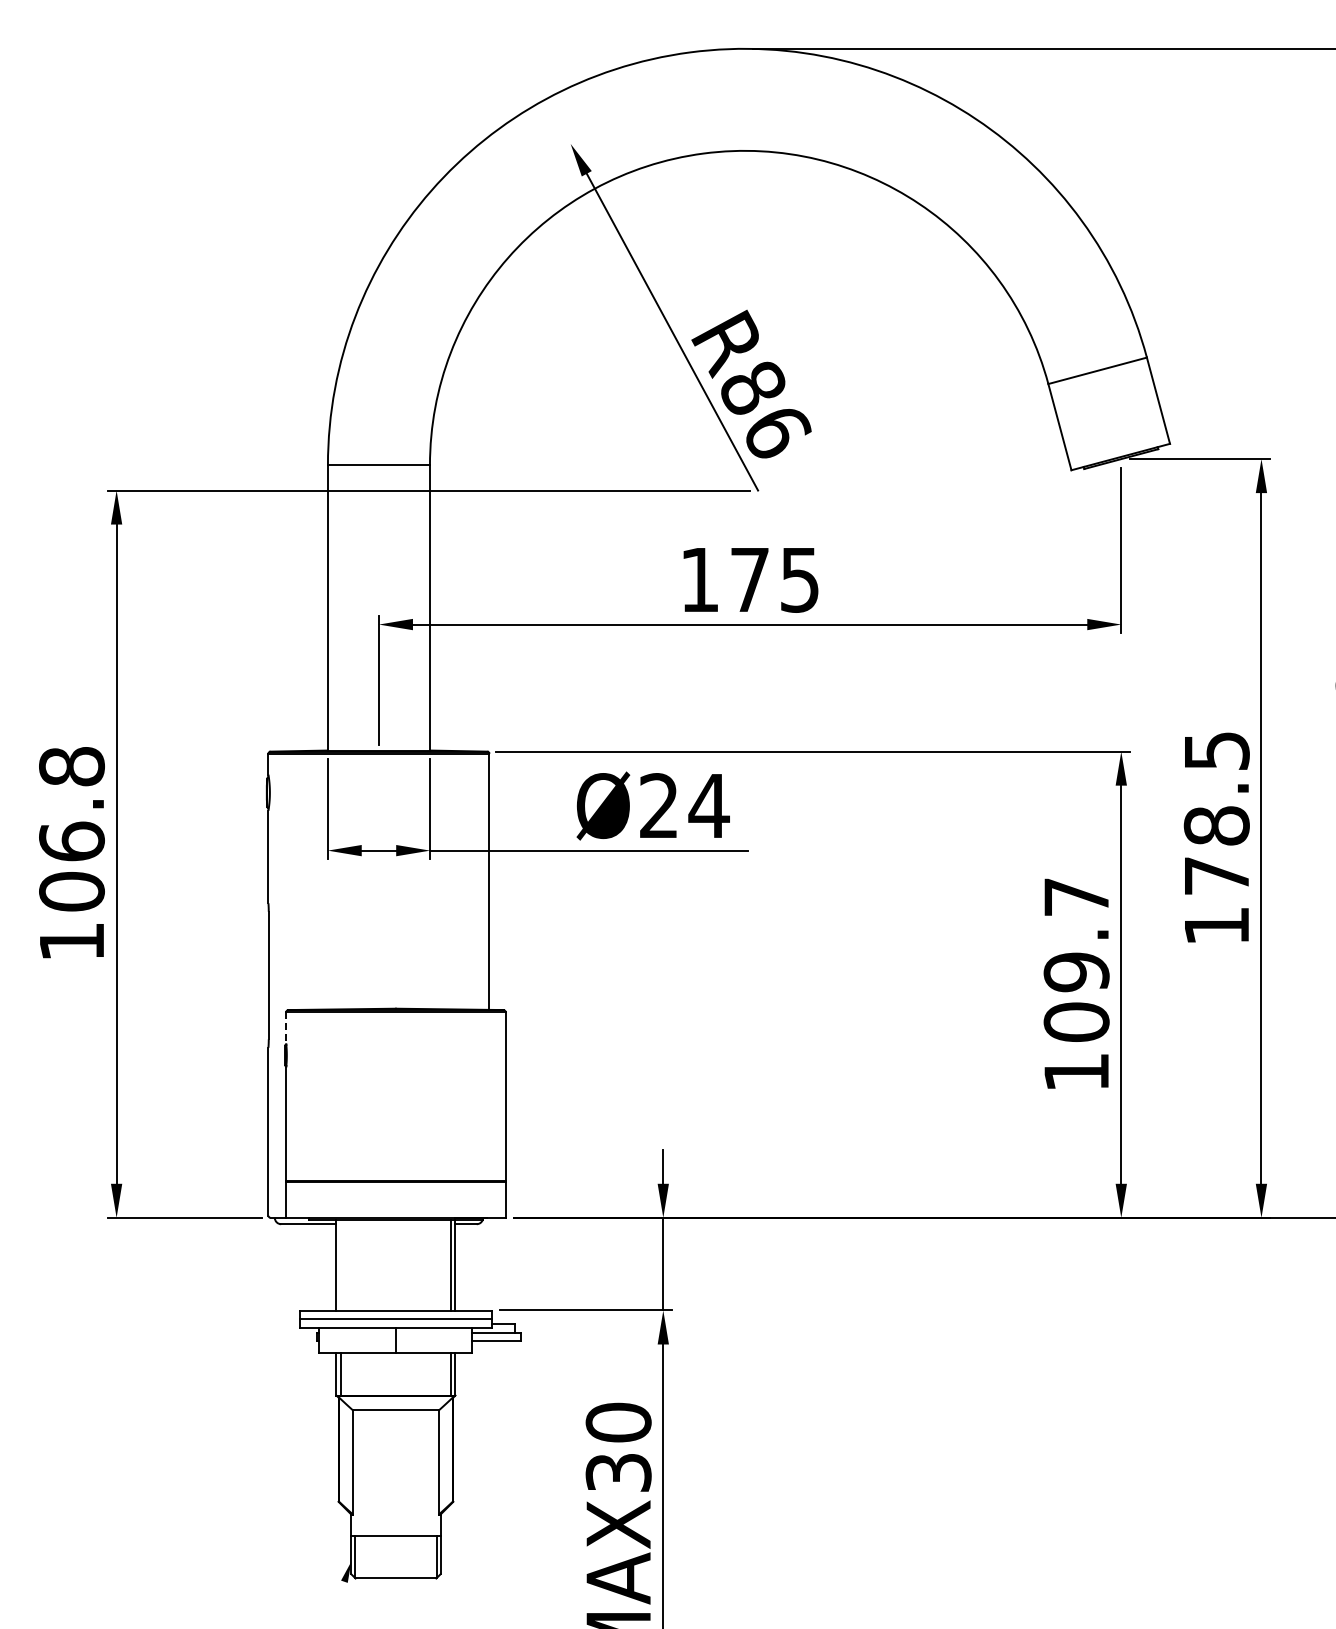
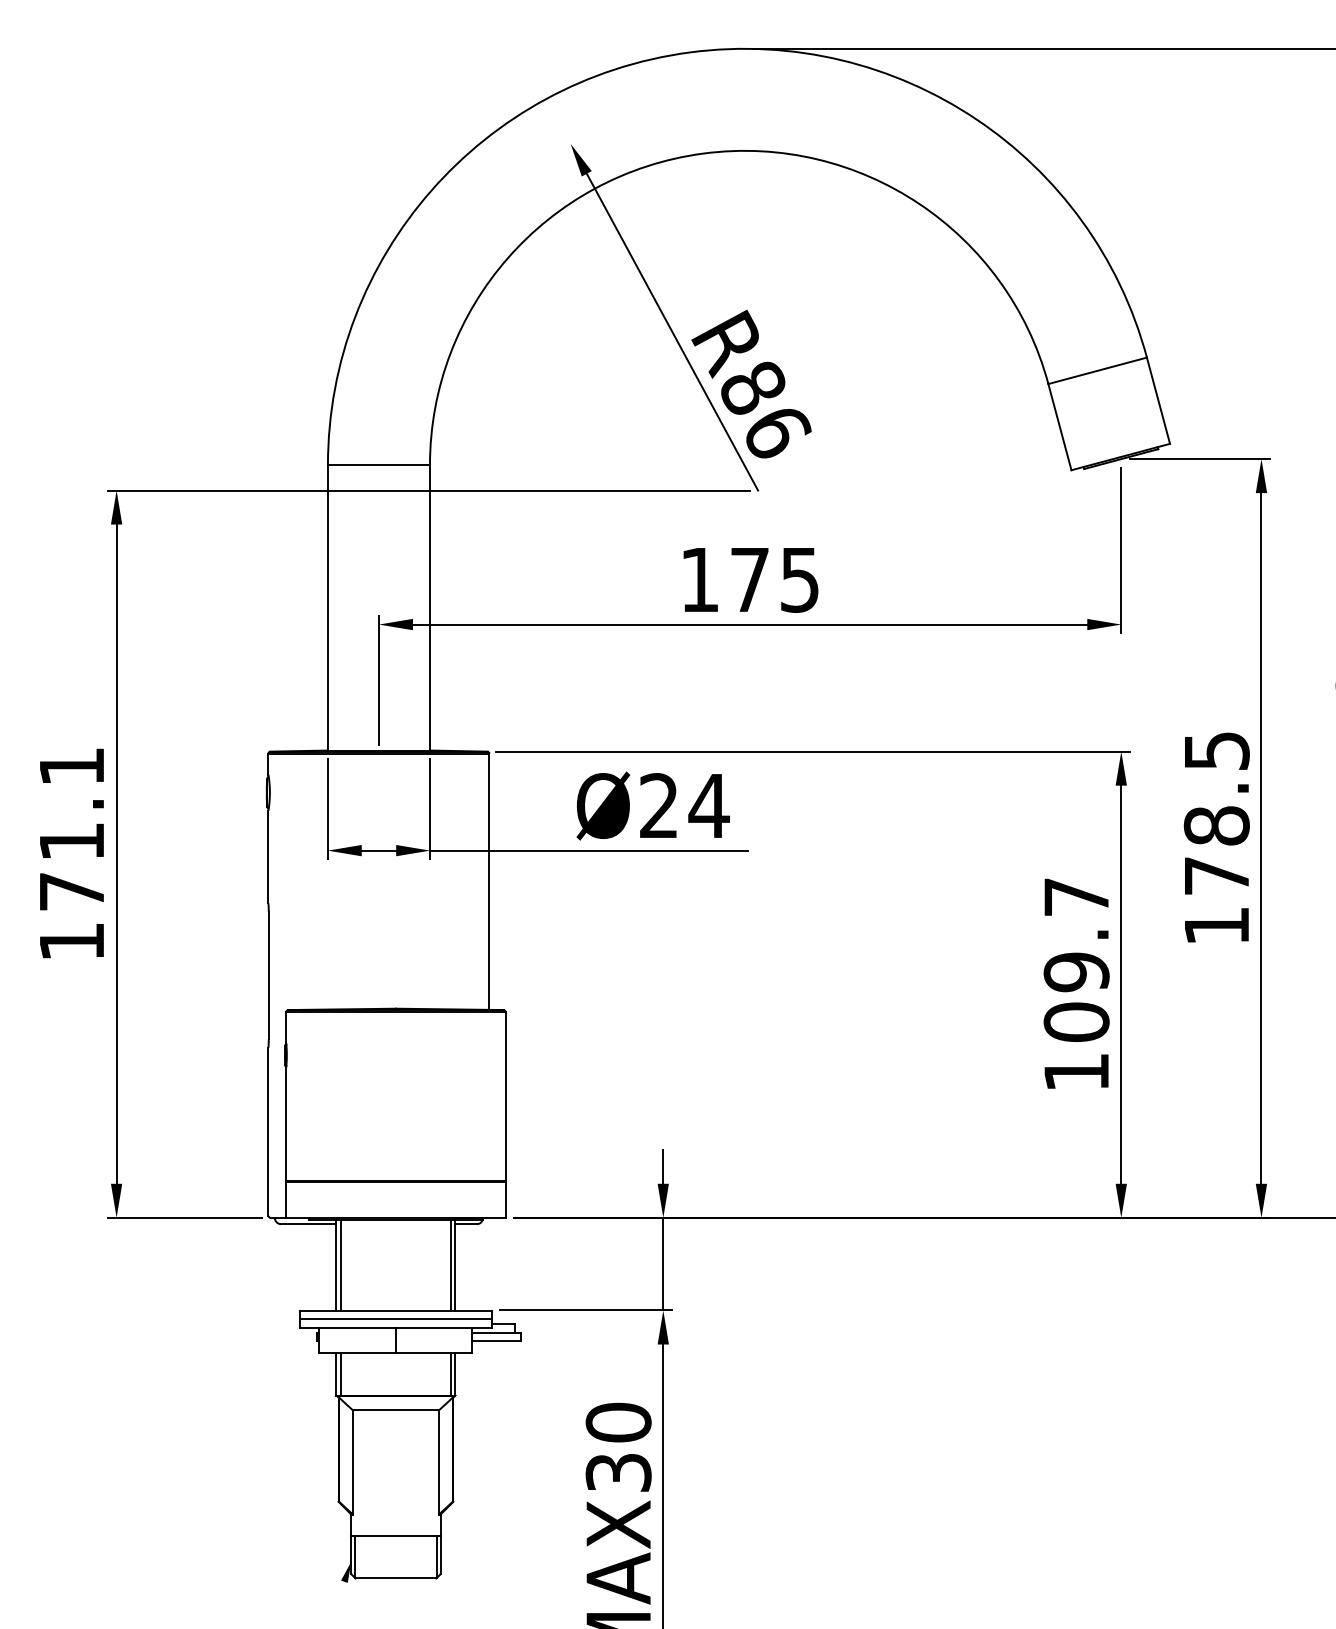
text: 106.8 -> 171.1 (71, 829)
line: dashed -> solid (286, 1028)
line: none -> present (341, 1264)
